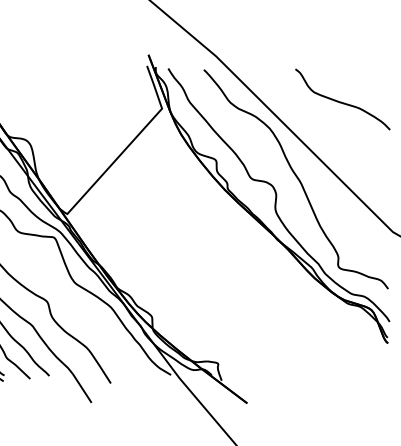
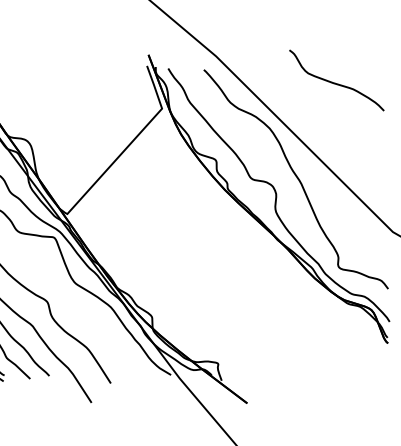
curve position: (341, 101) -> (335, 82) (335, 82)
